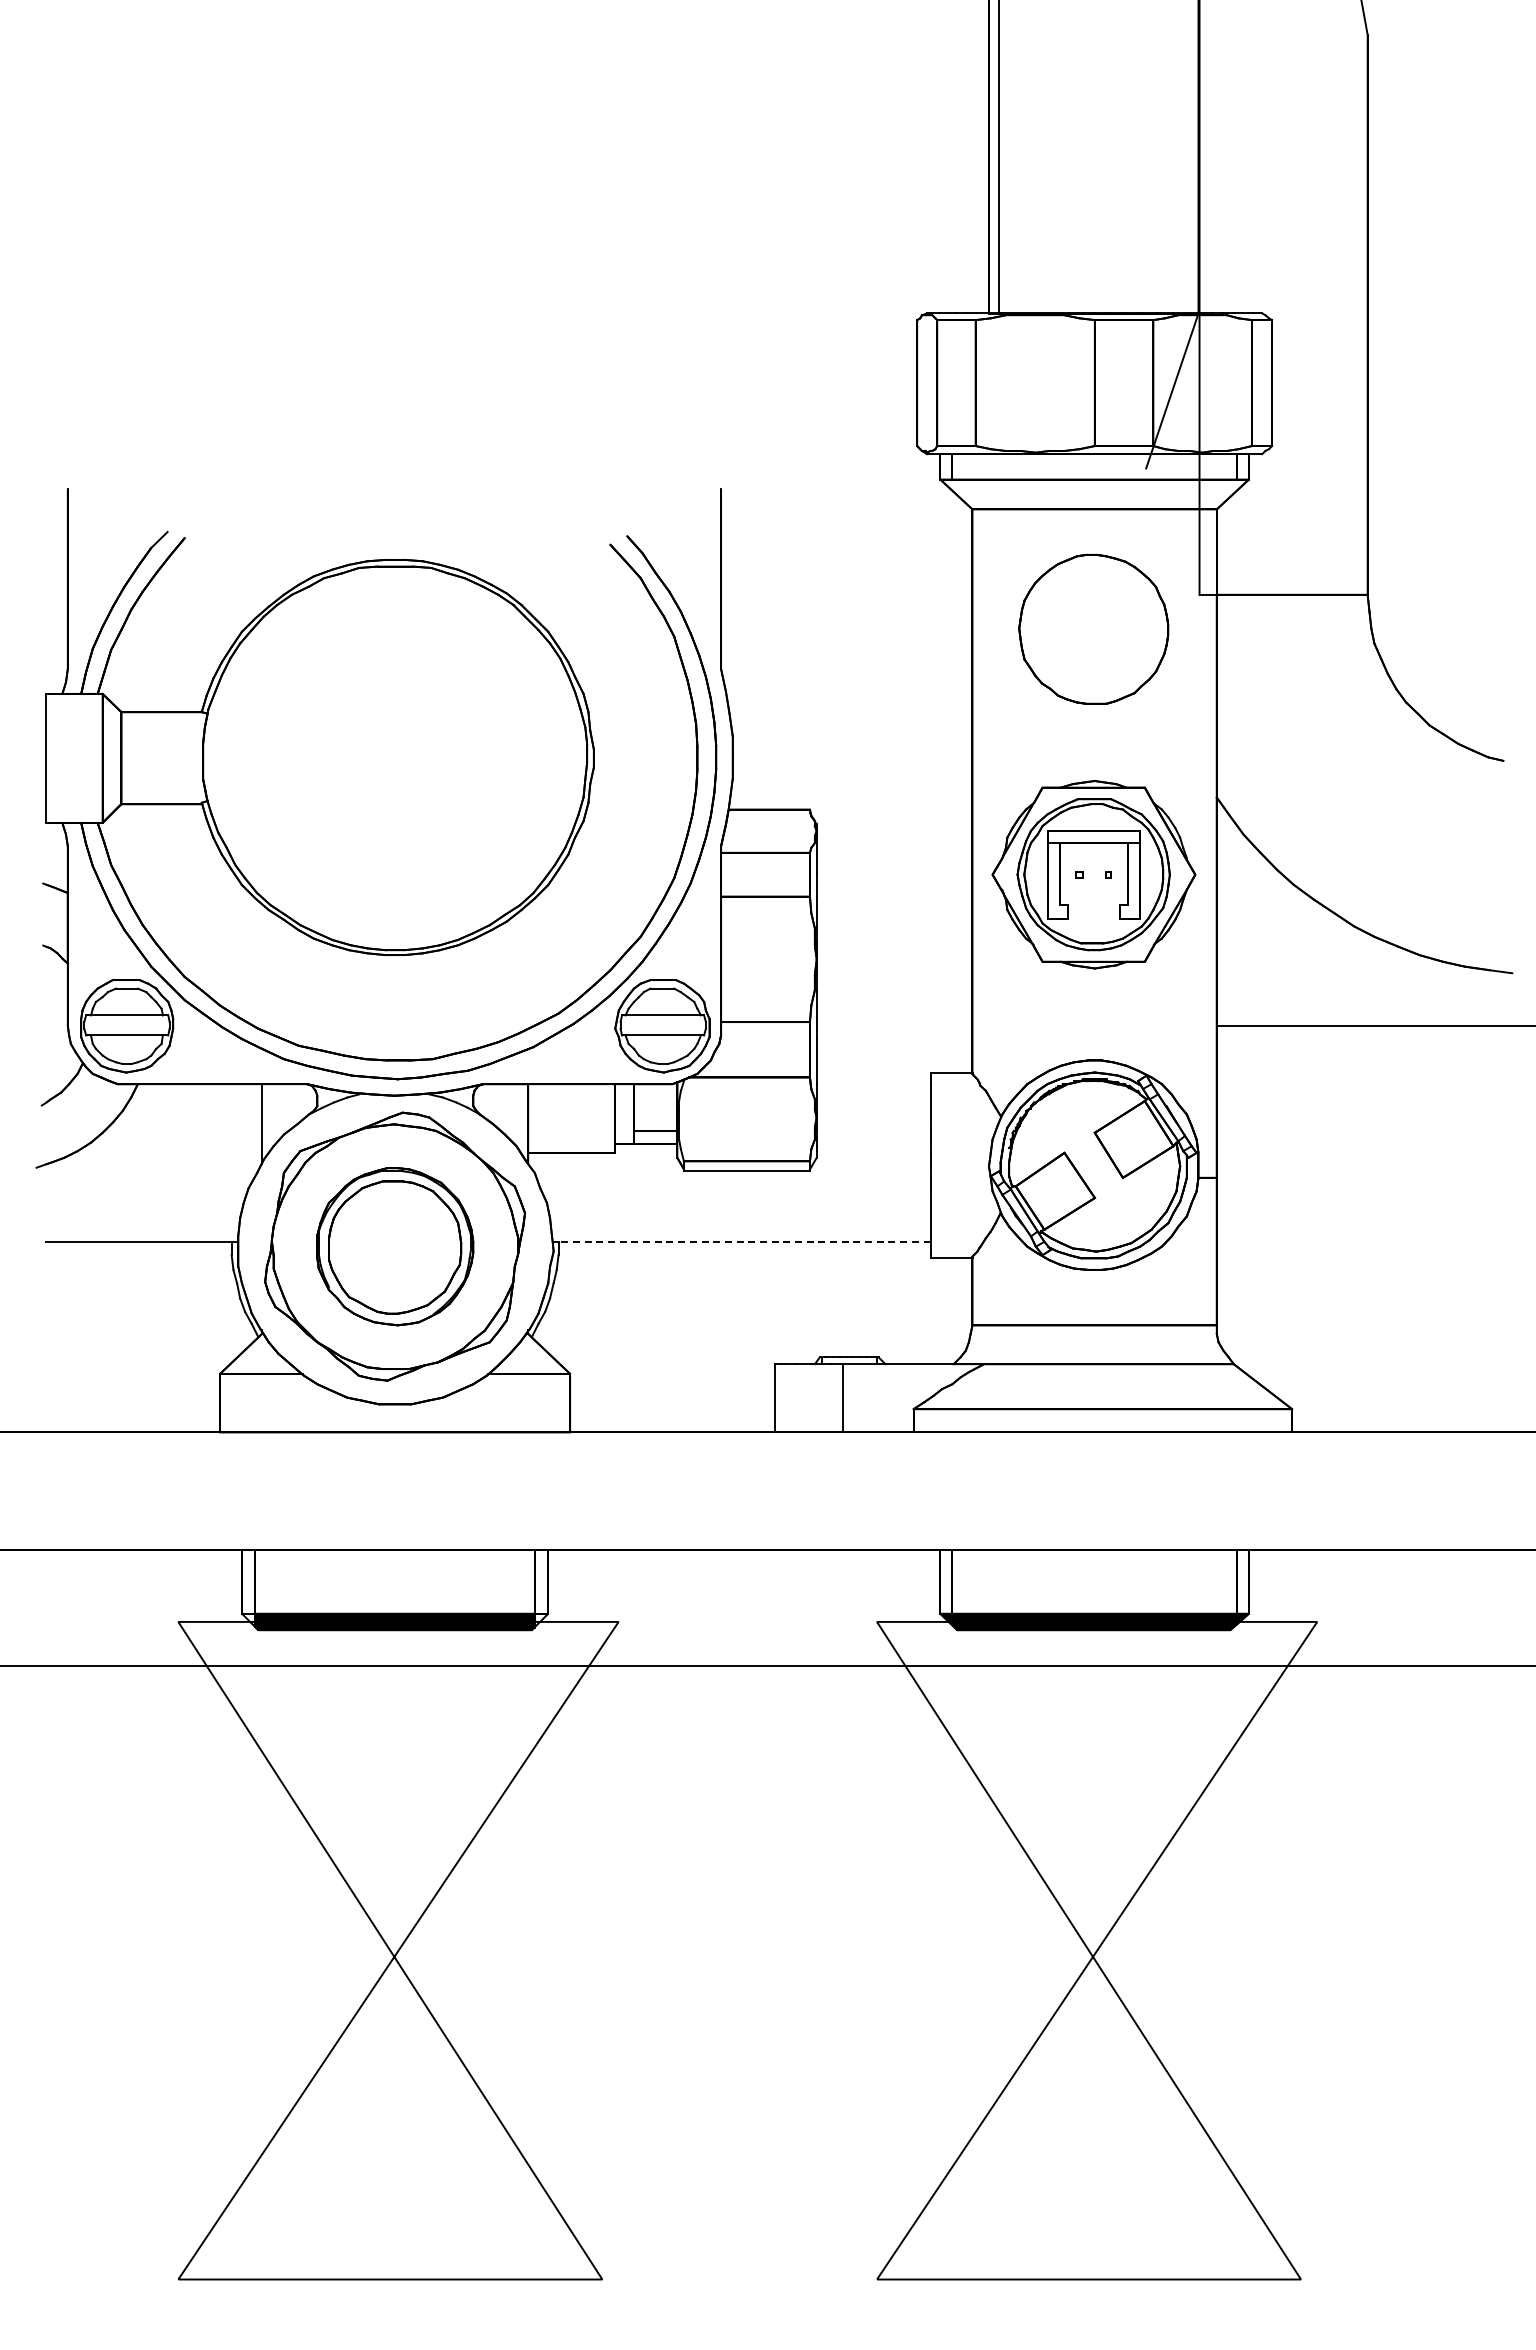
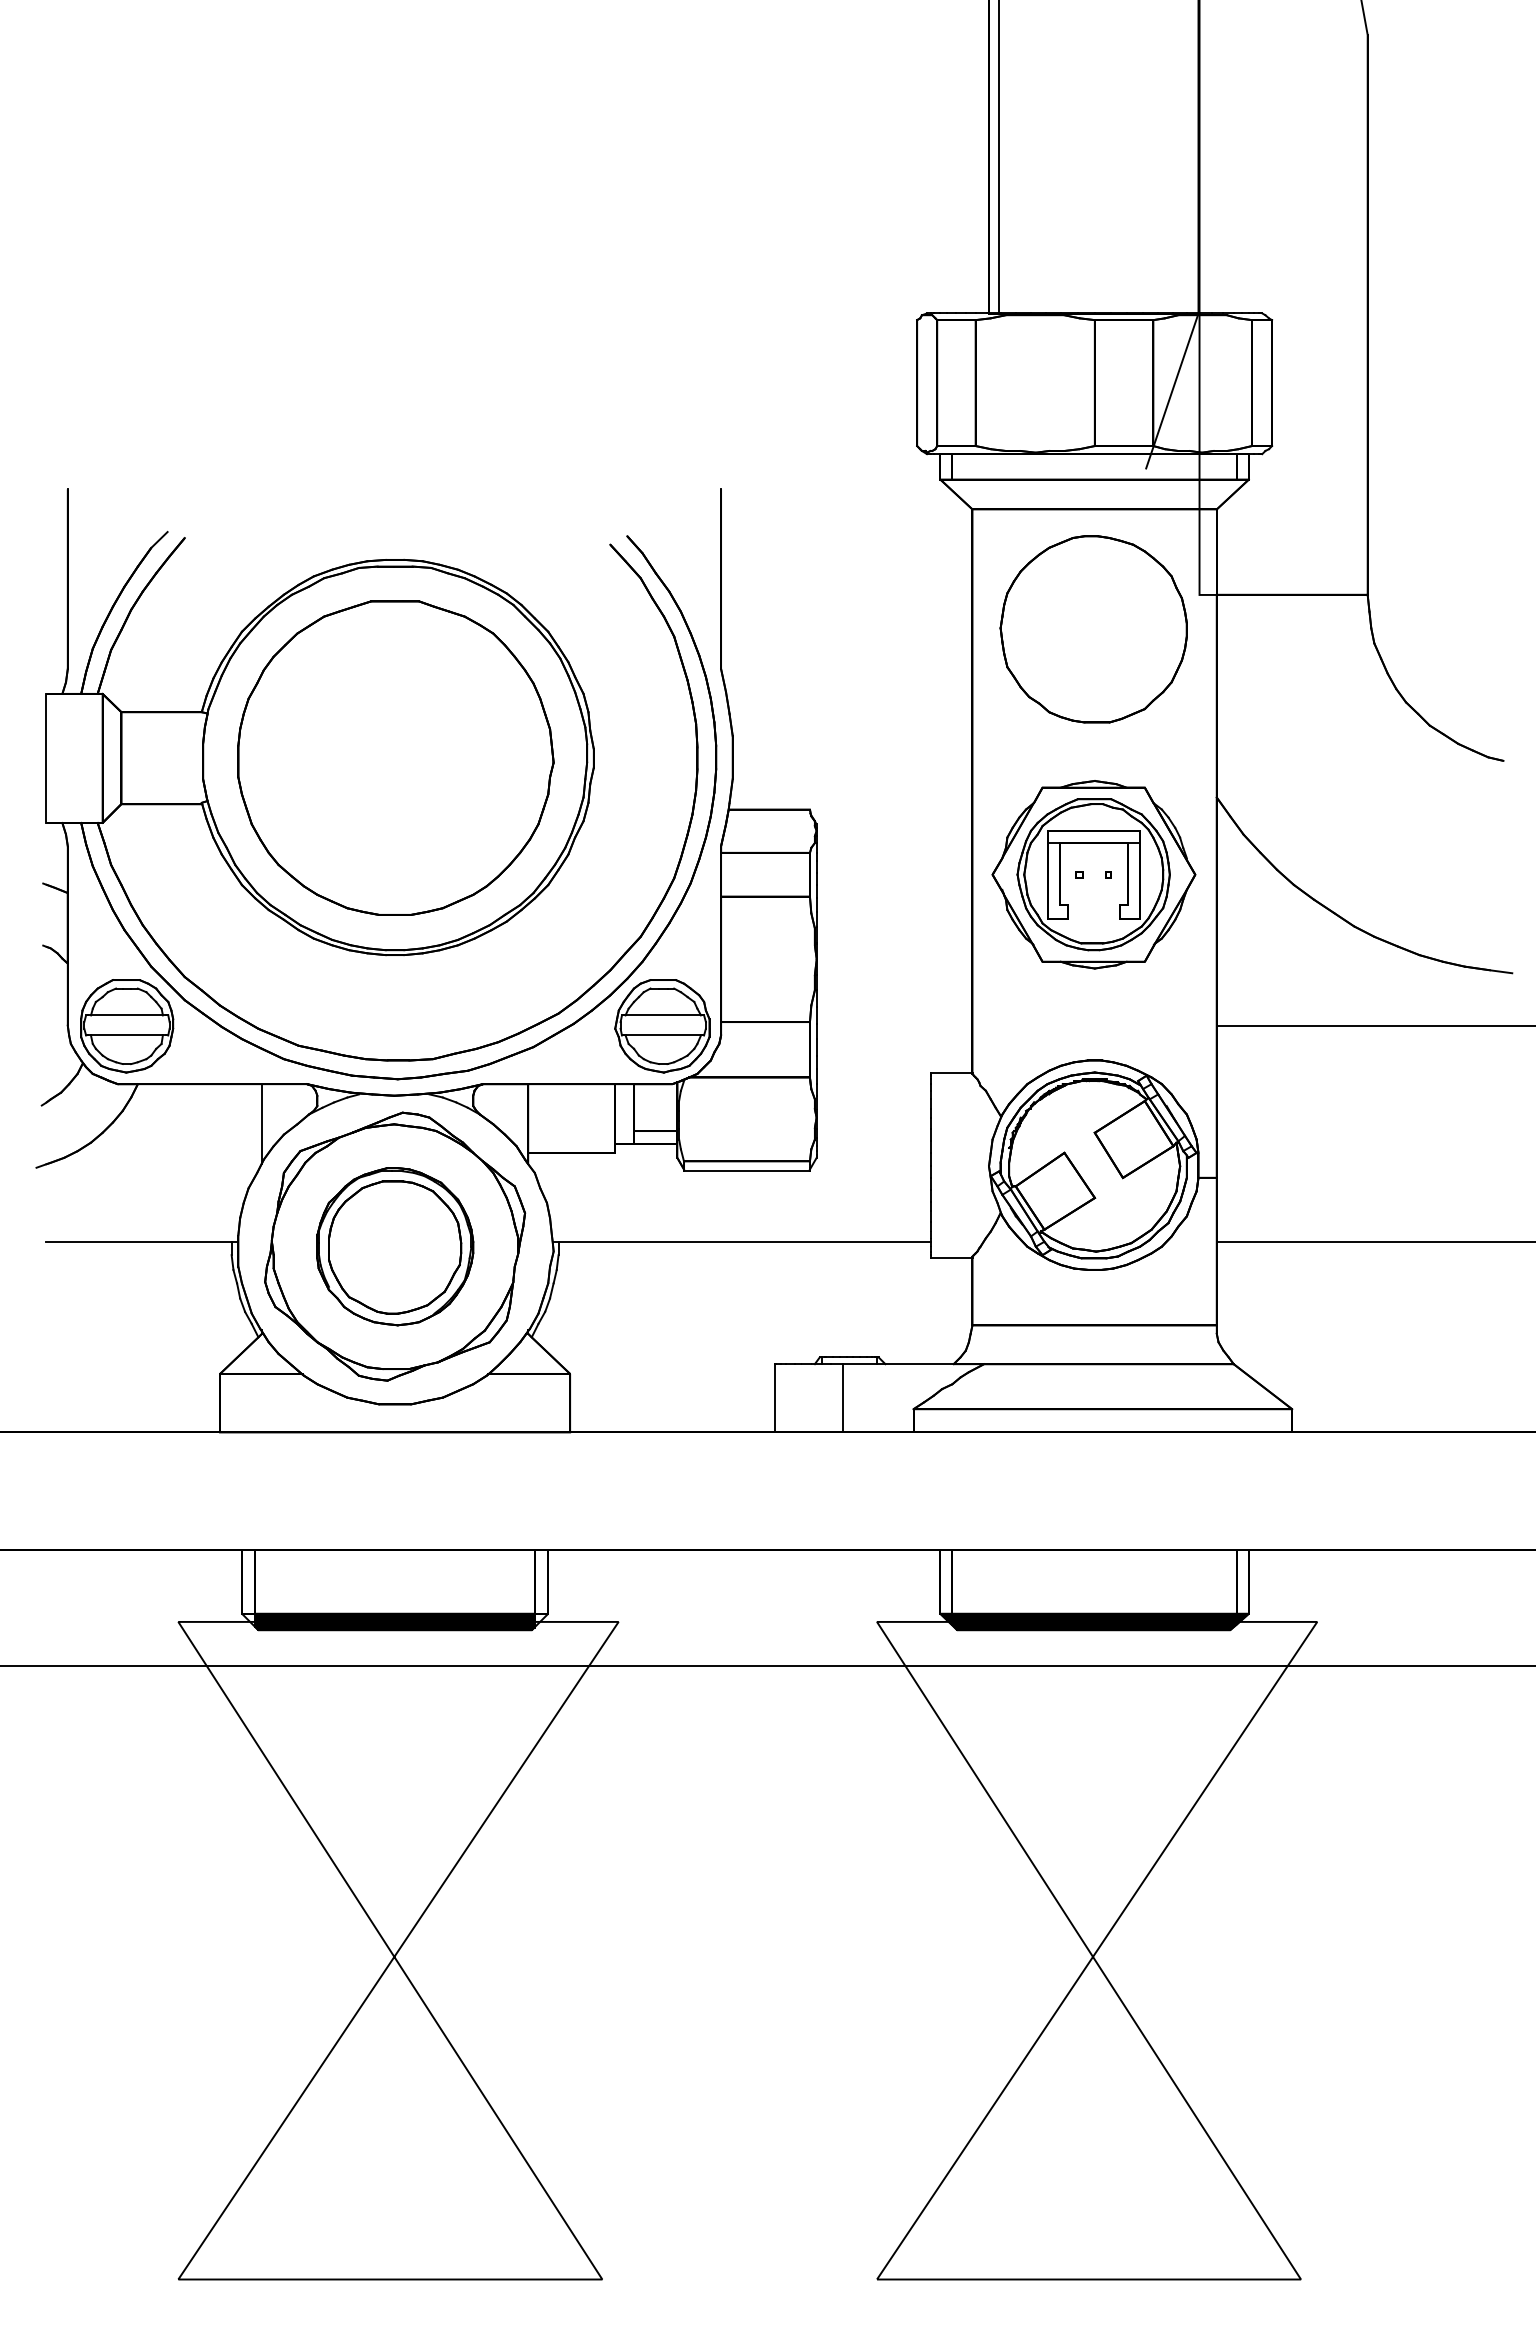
part size: 152x152 px -> 189x189 px (1093, 629)
part: none -> present (395, 757)
line: dashed -> solid (744, 1241)
line: none -> present (1374, 1241)
